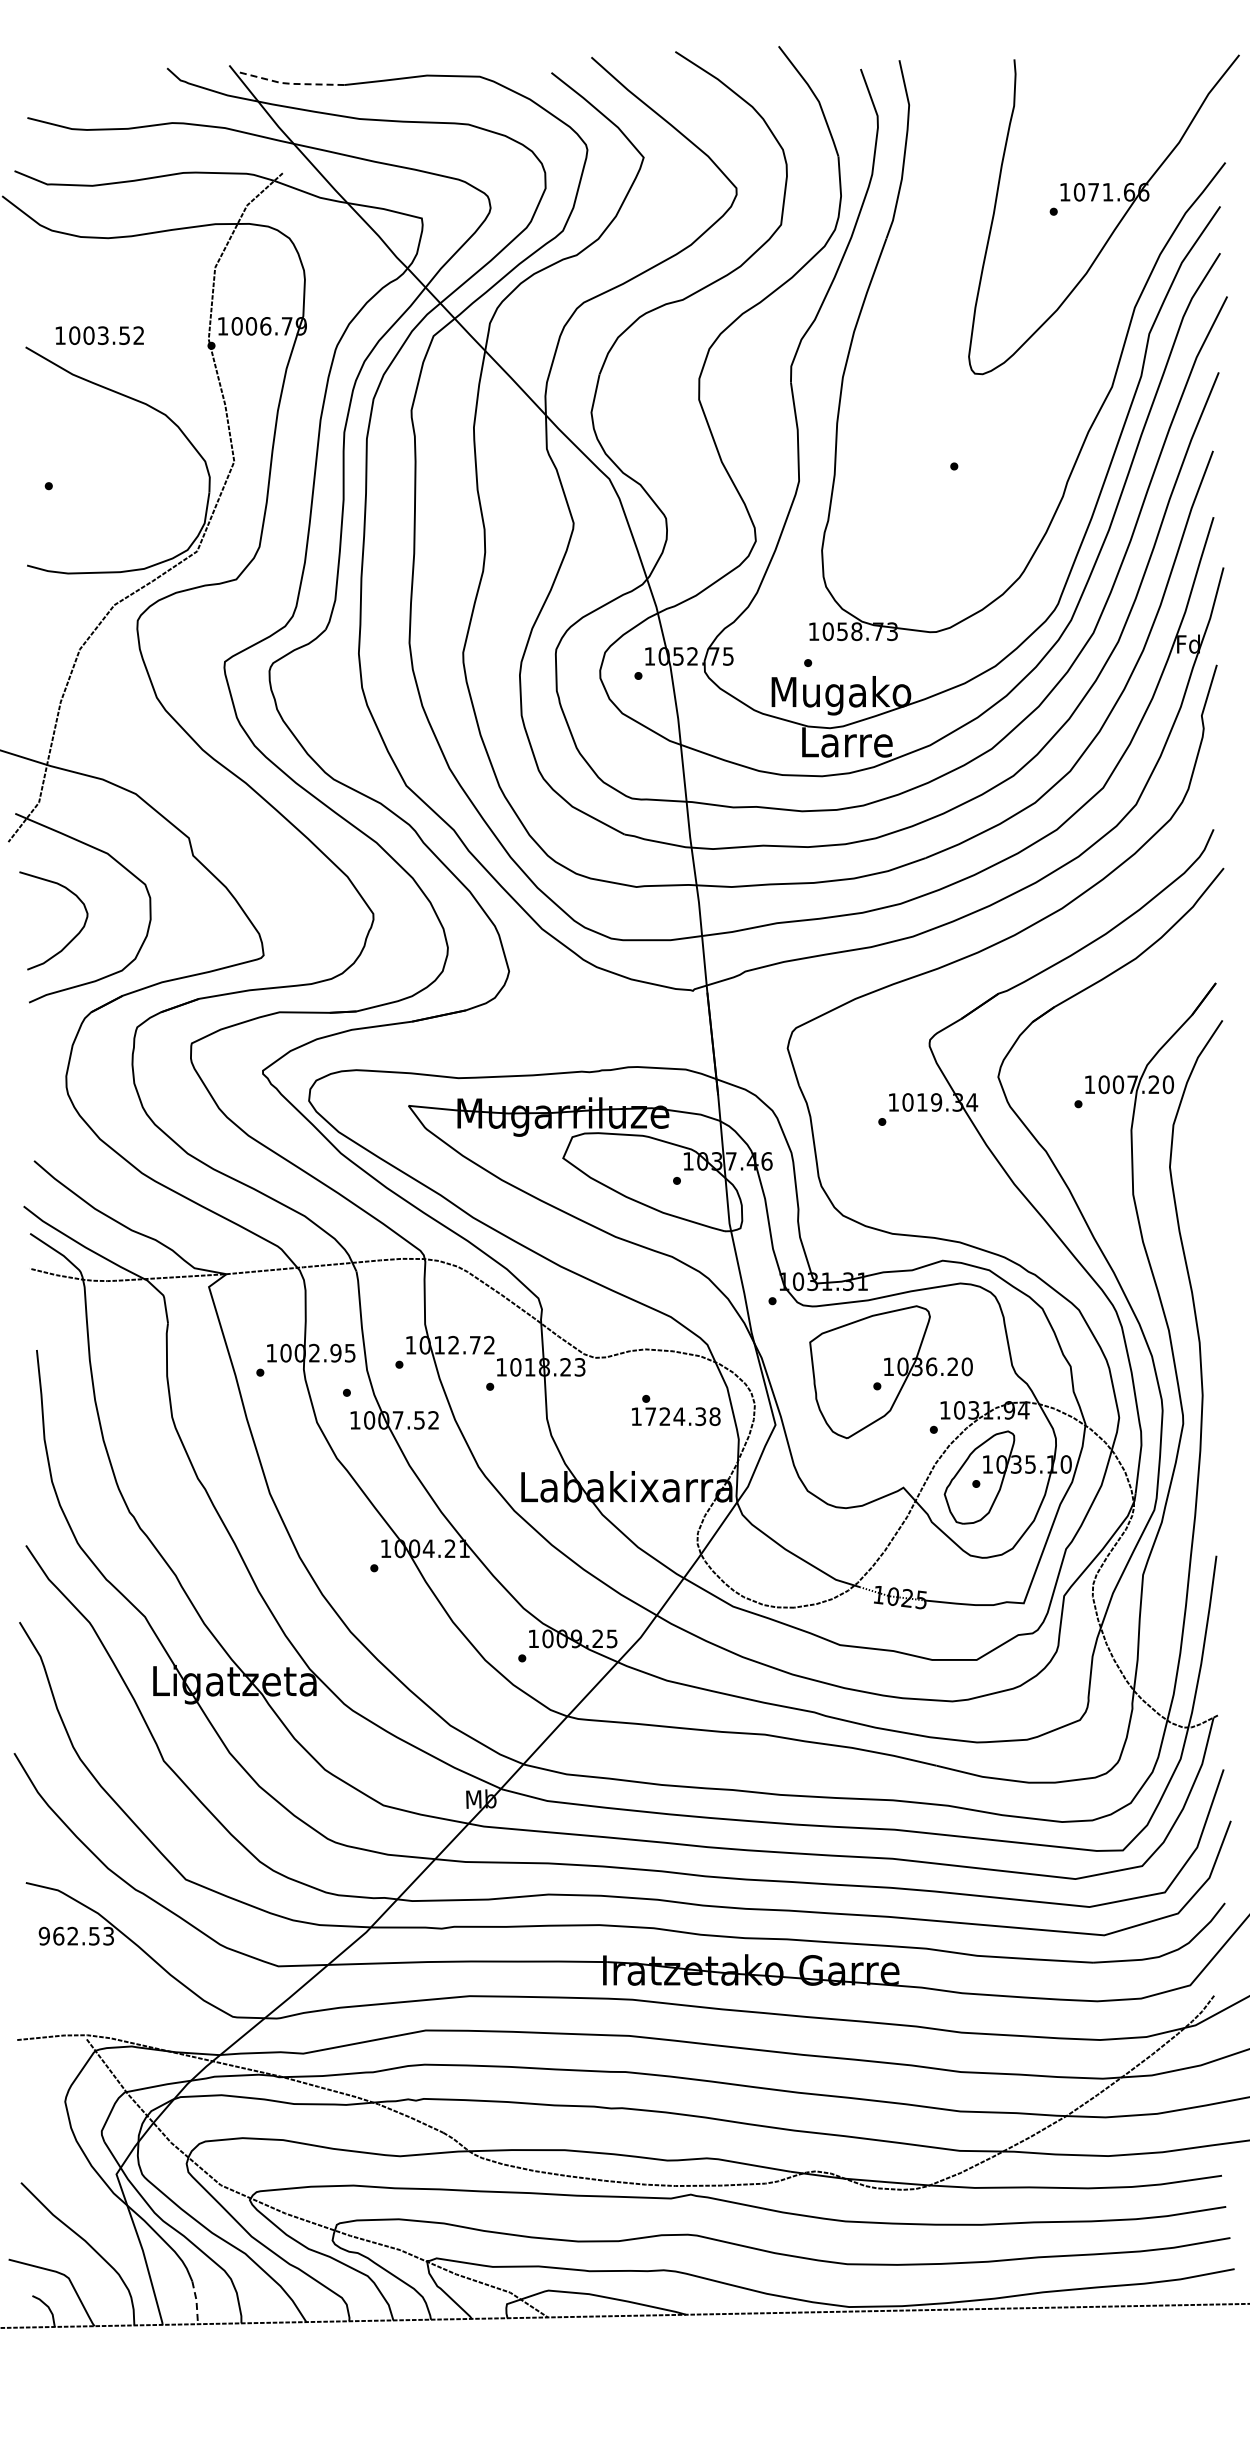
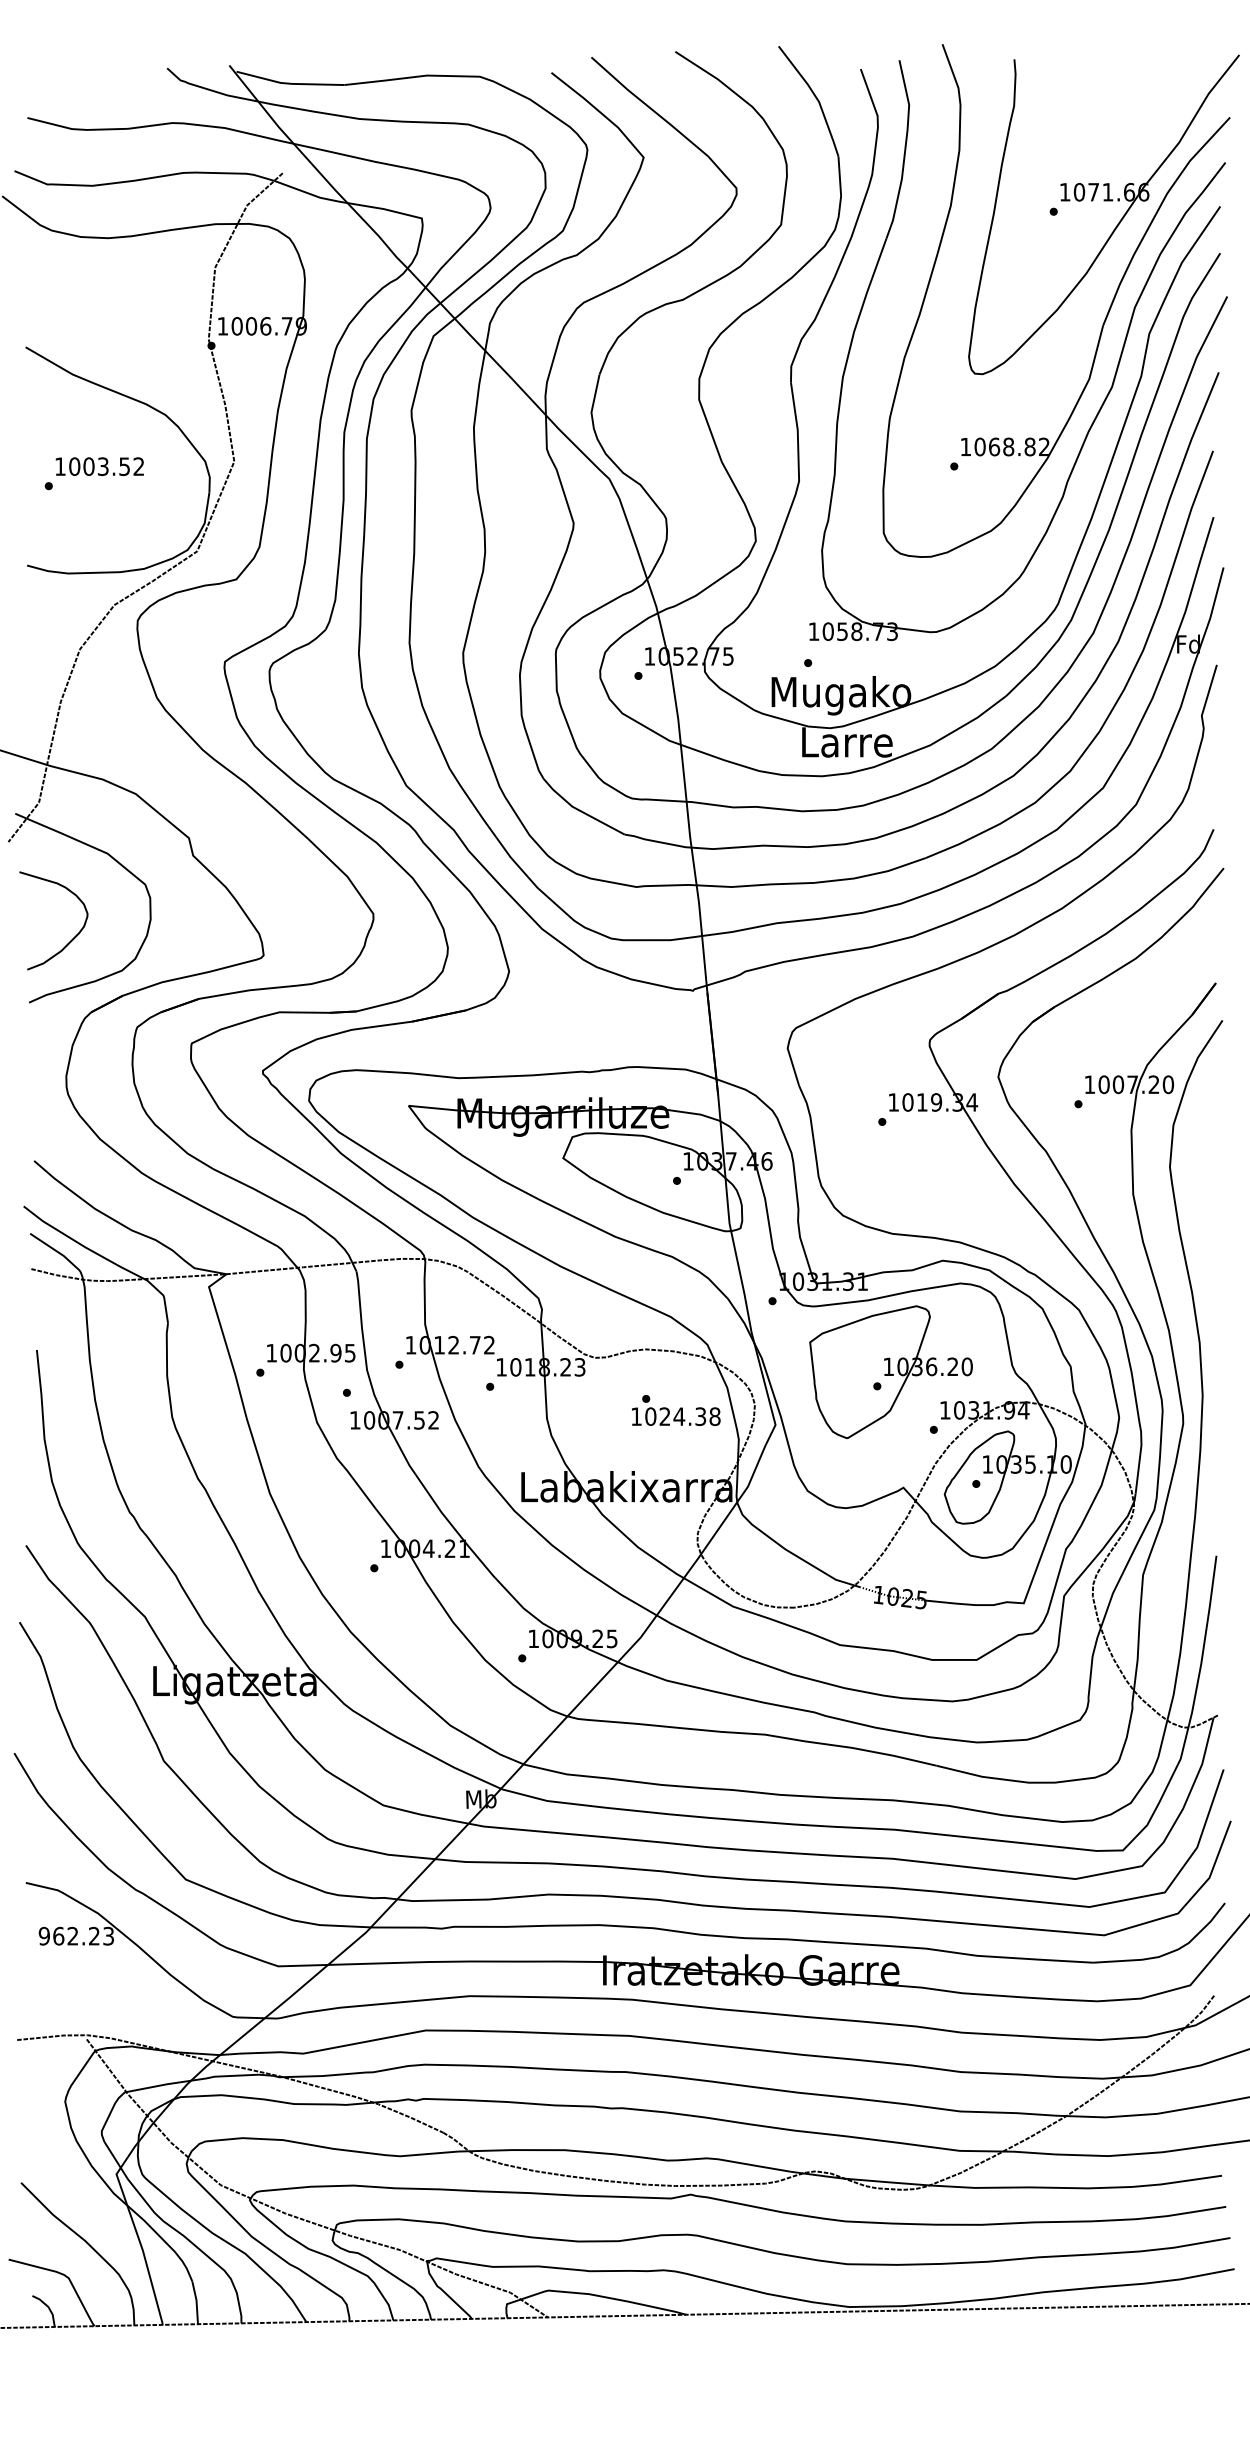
line: dashed -> solid (288, 83)
part: none -> present (1103, 321)
text position: (99, 335) -> (99, 466) (99, 466)
text: 1724.38 -> 1024.38 (650, 1416)
text: 962.53 -> 962.23 (94, 1935)
line: dashed -> solid (196, 2302)
